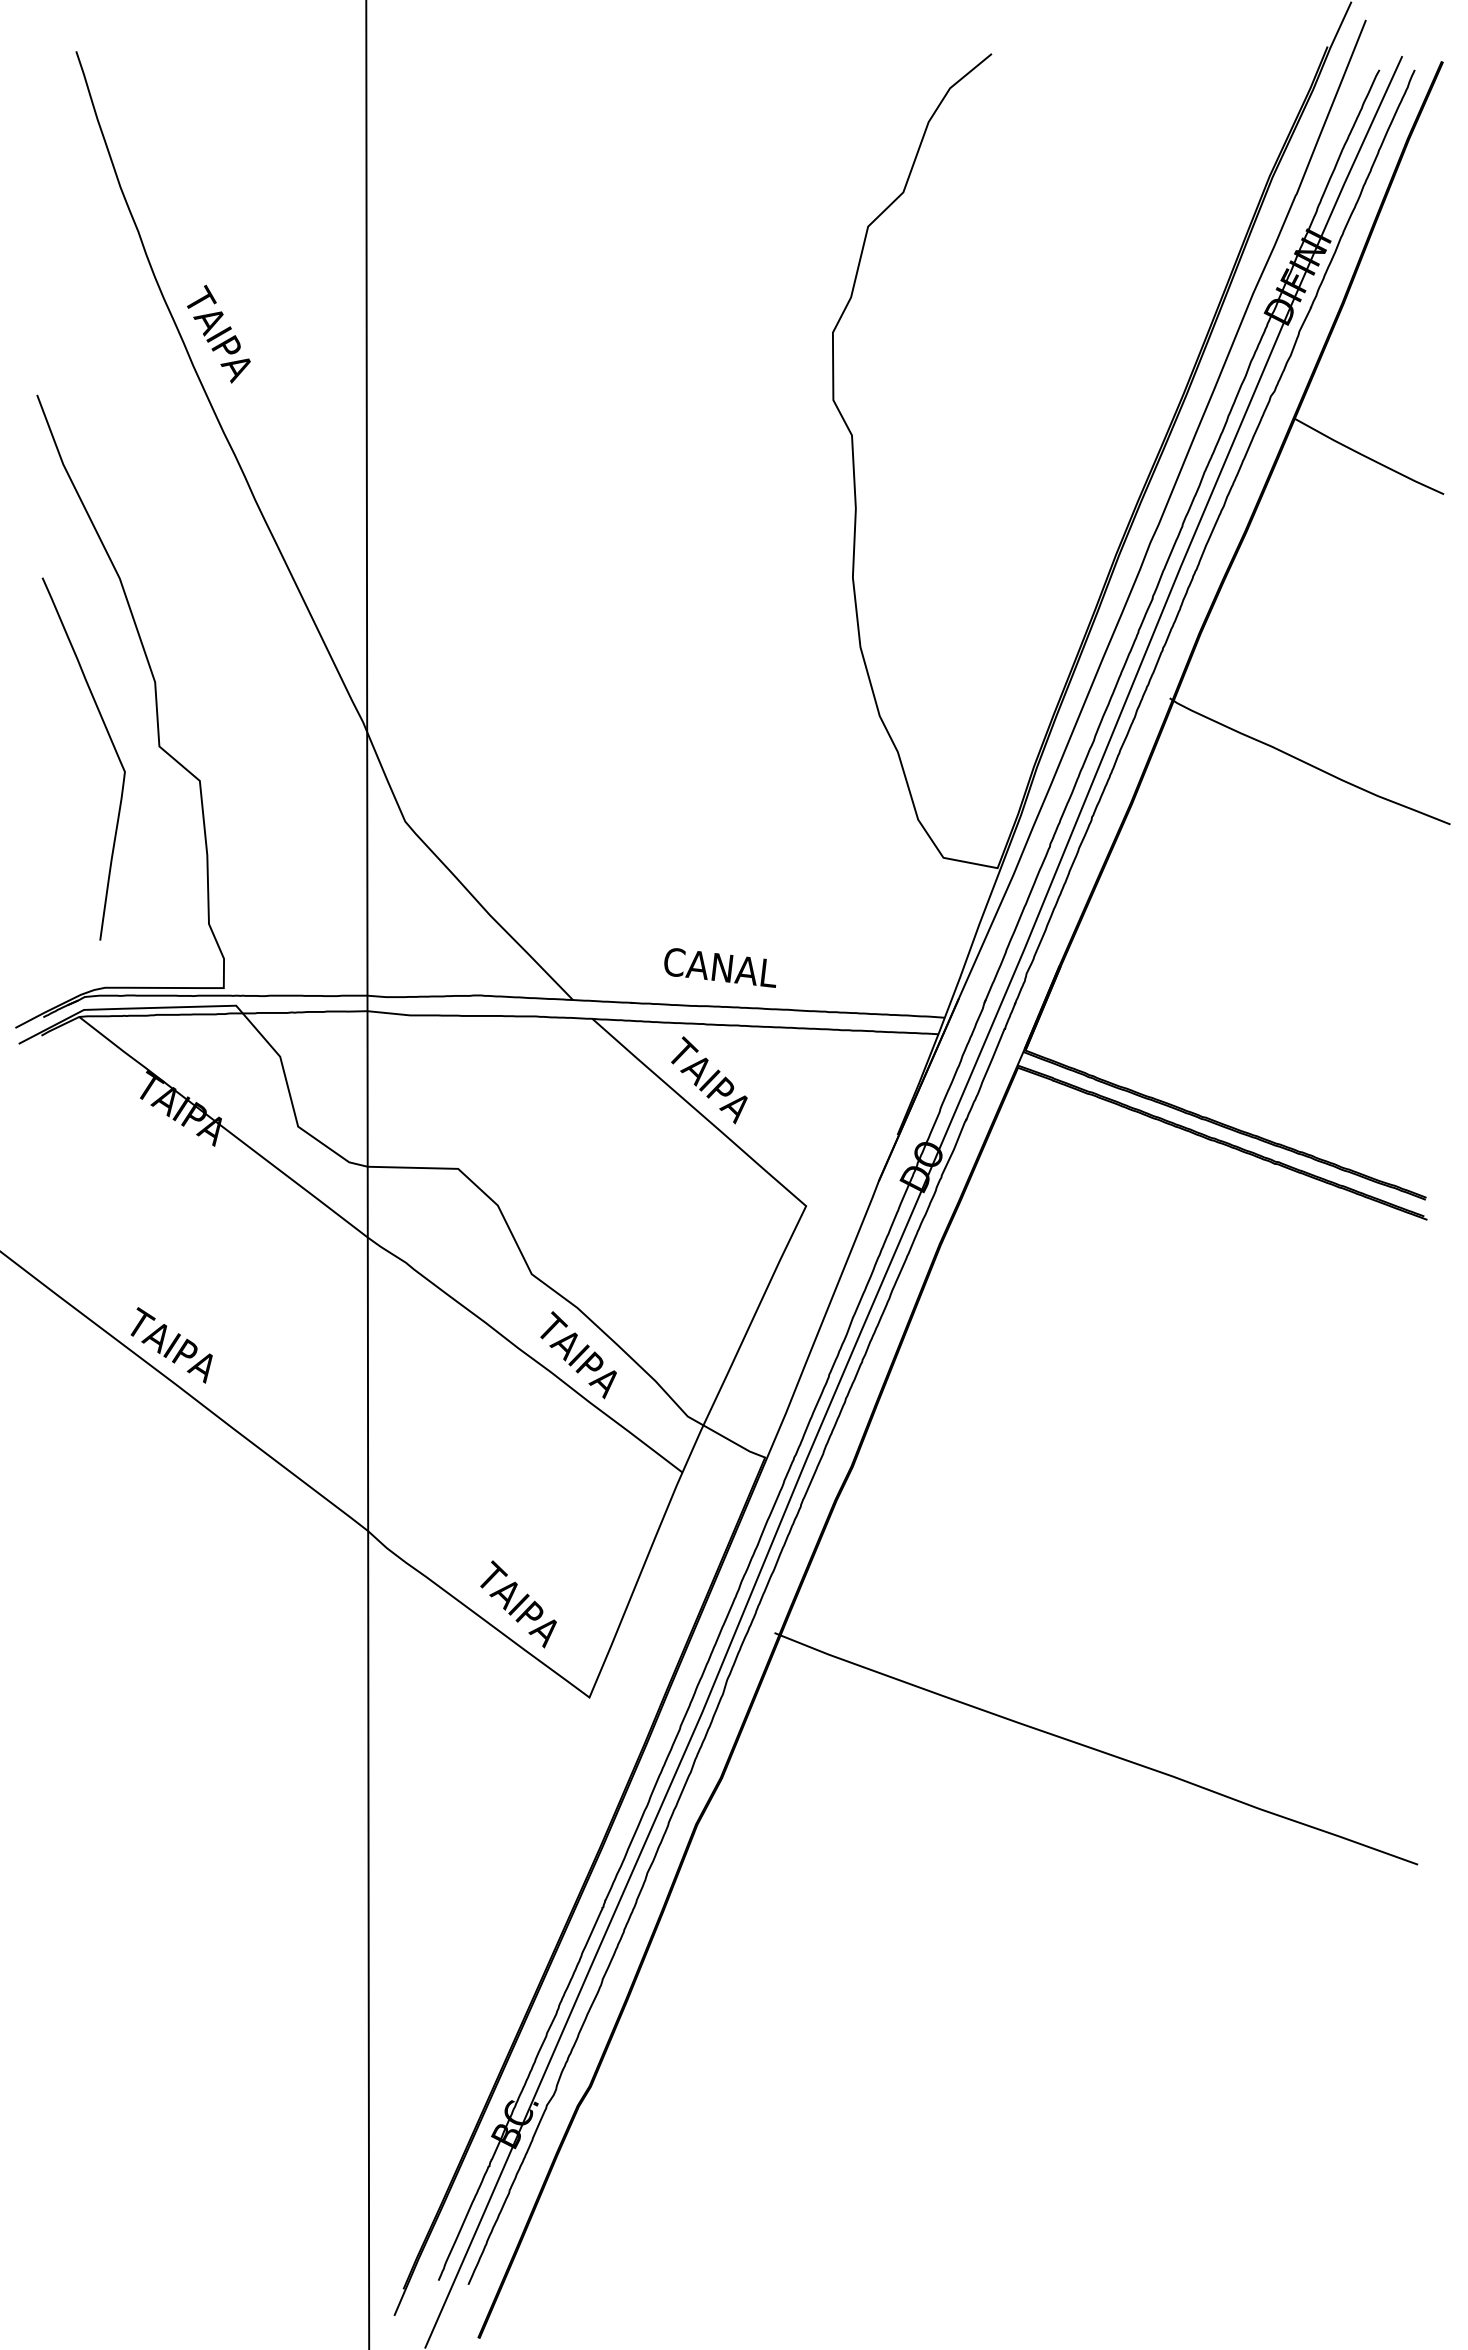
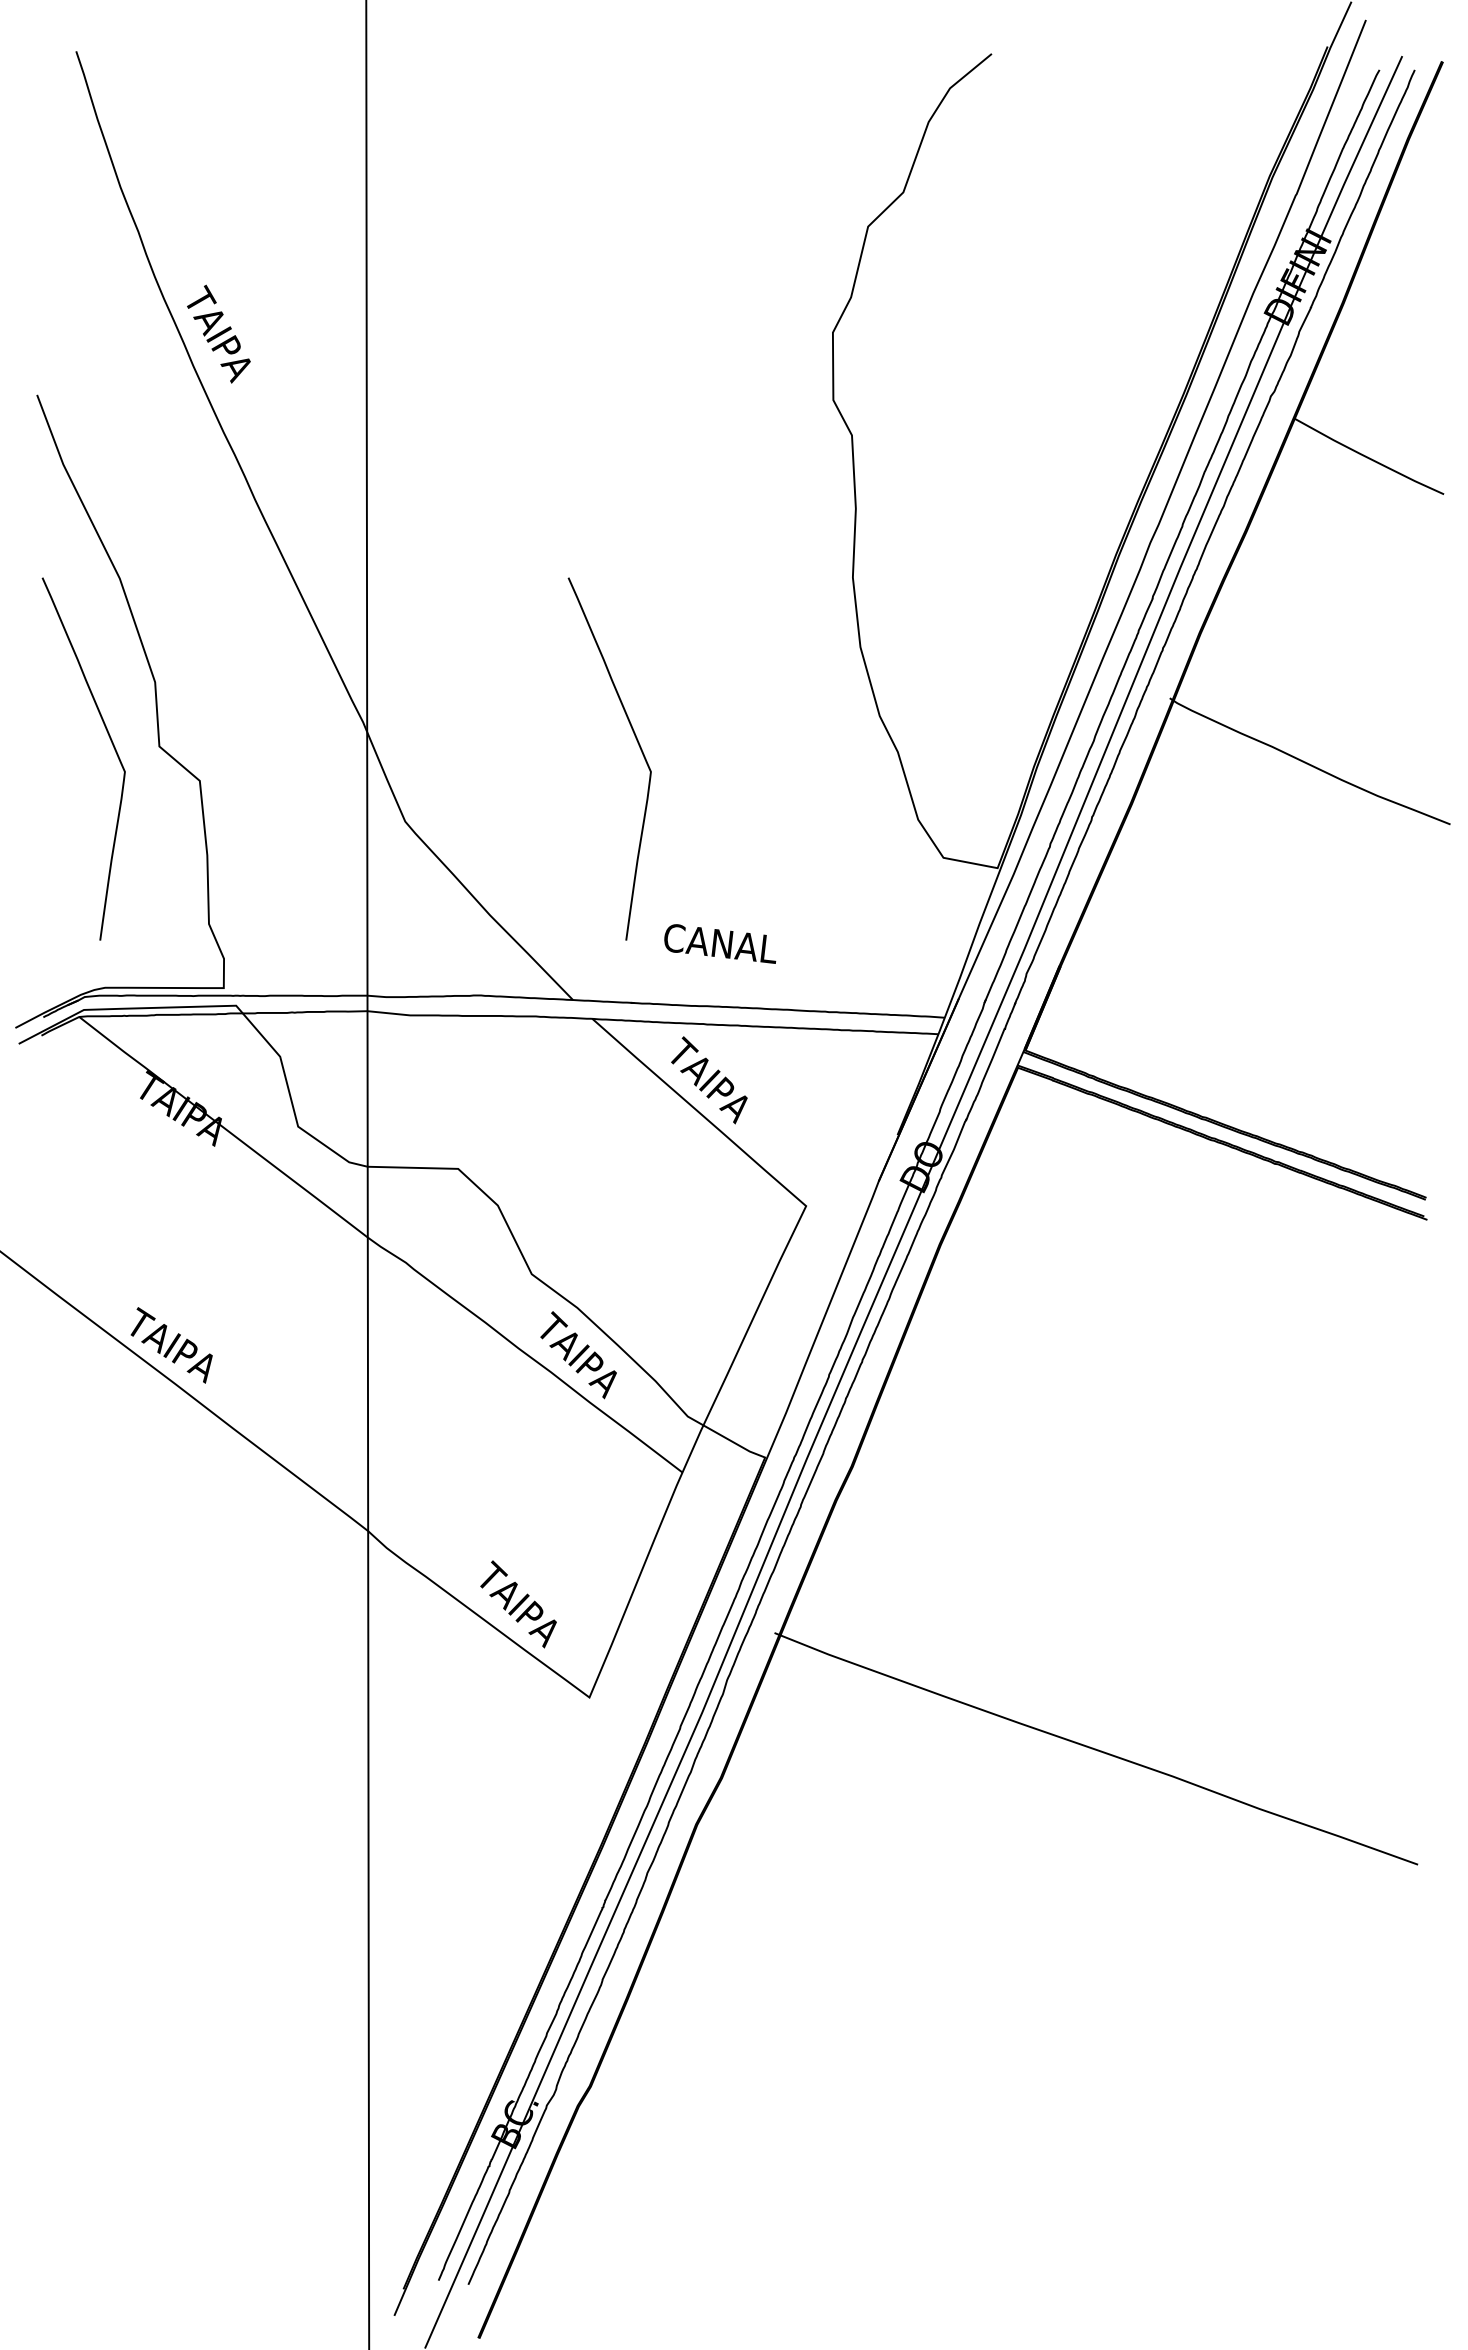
curve: none -> present (639, 748)
text position: (720, 967) -> (720, 943) (720, 943)
